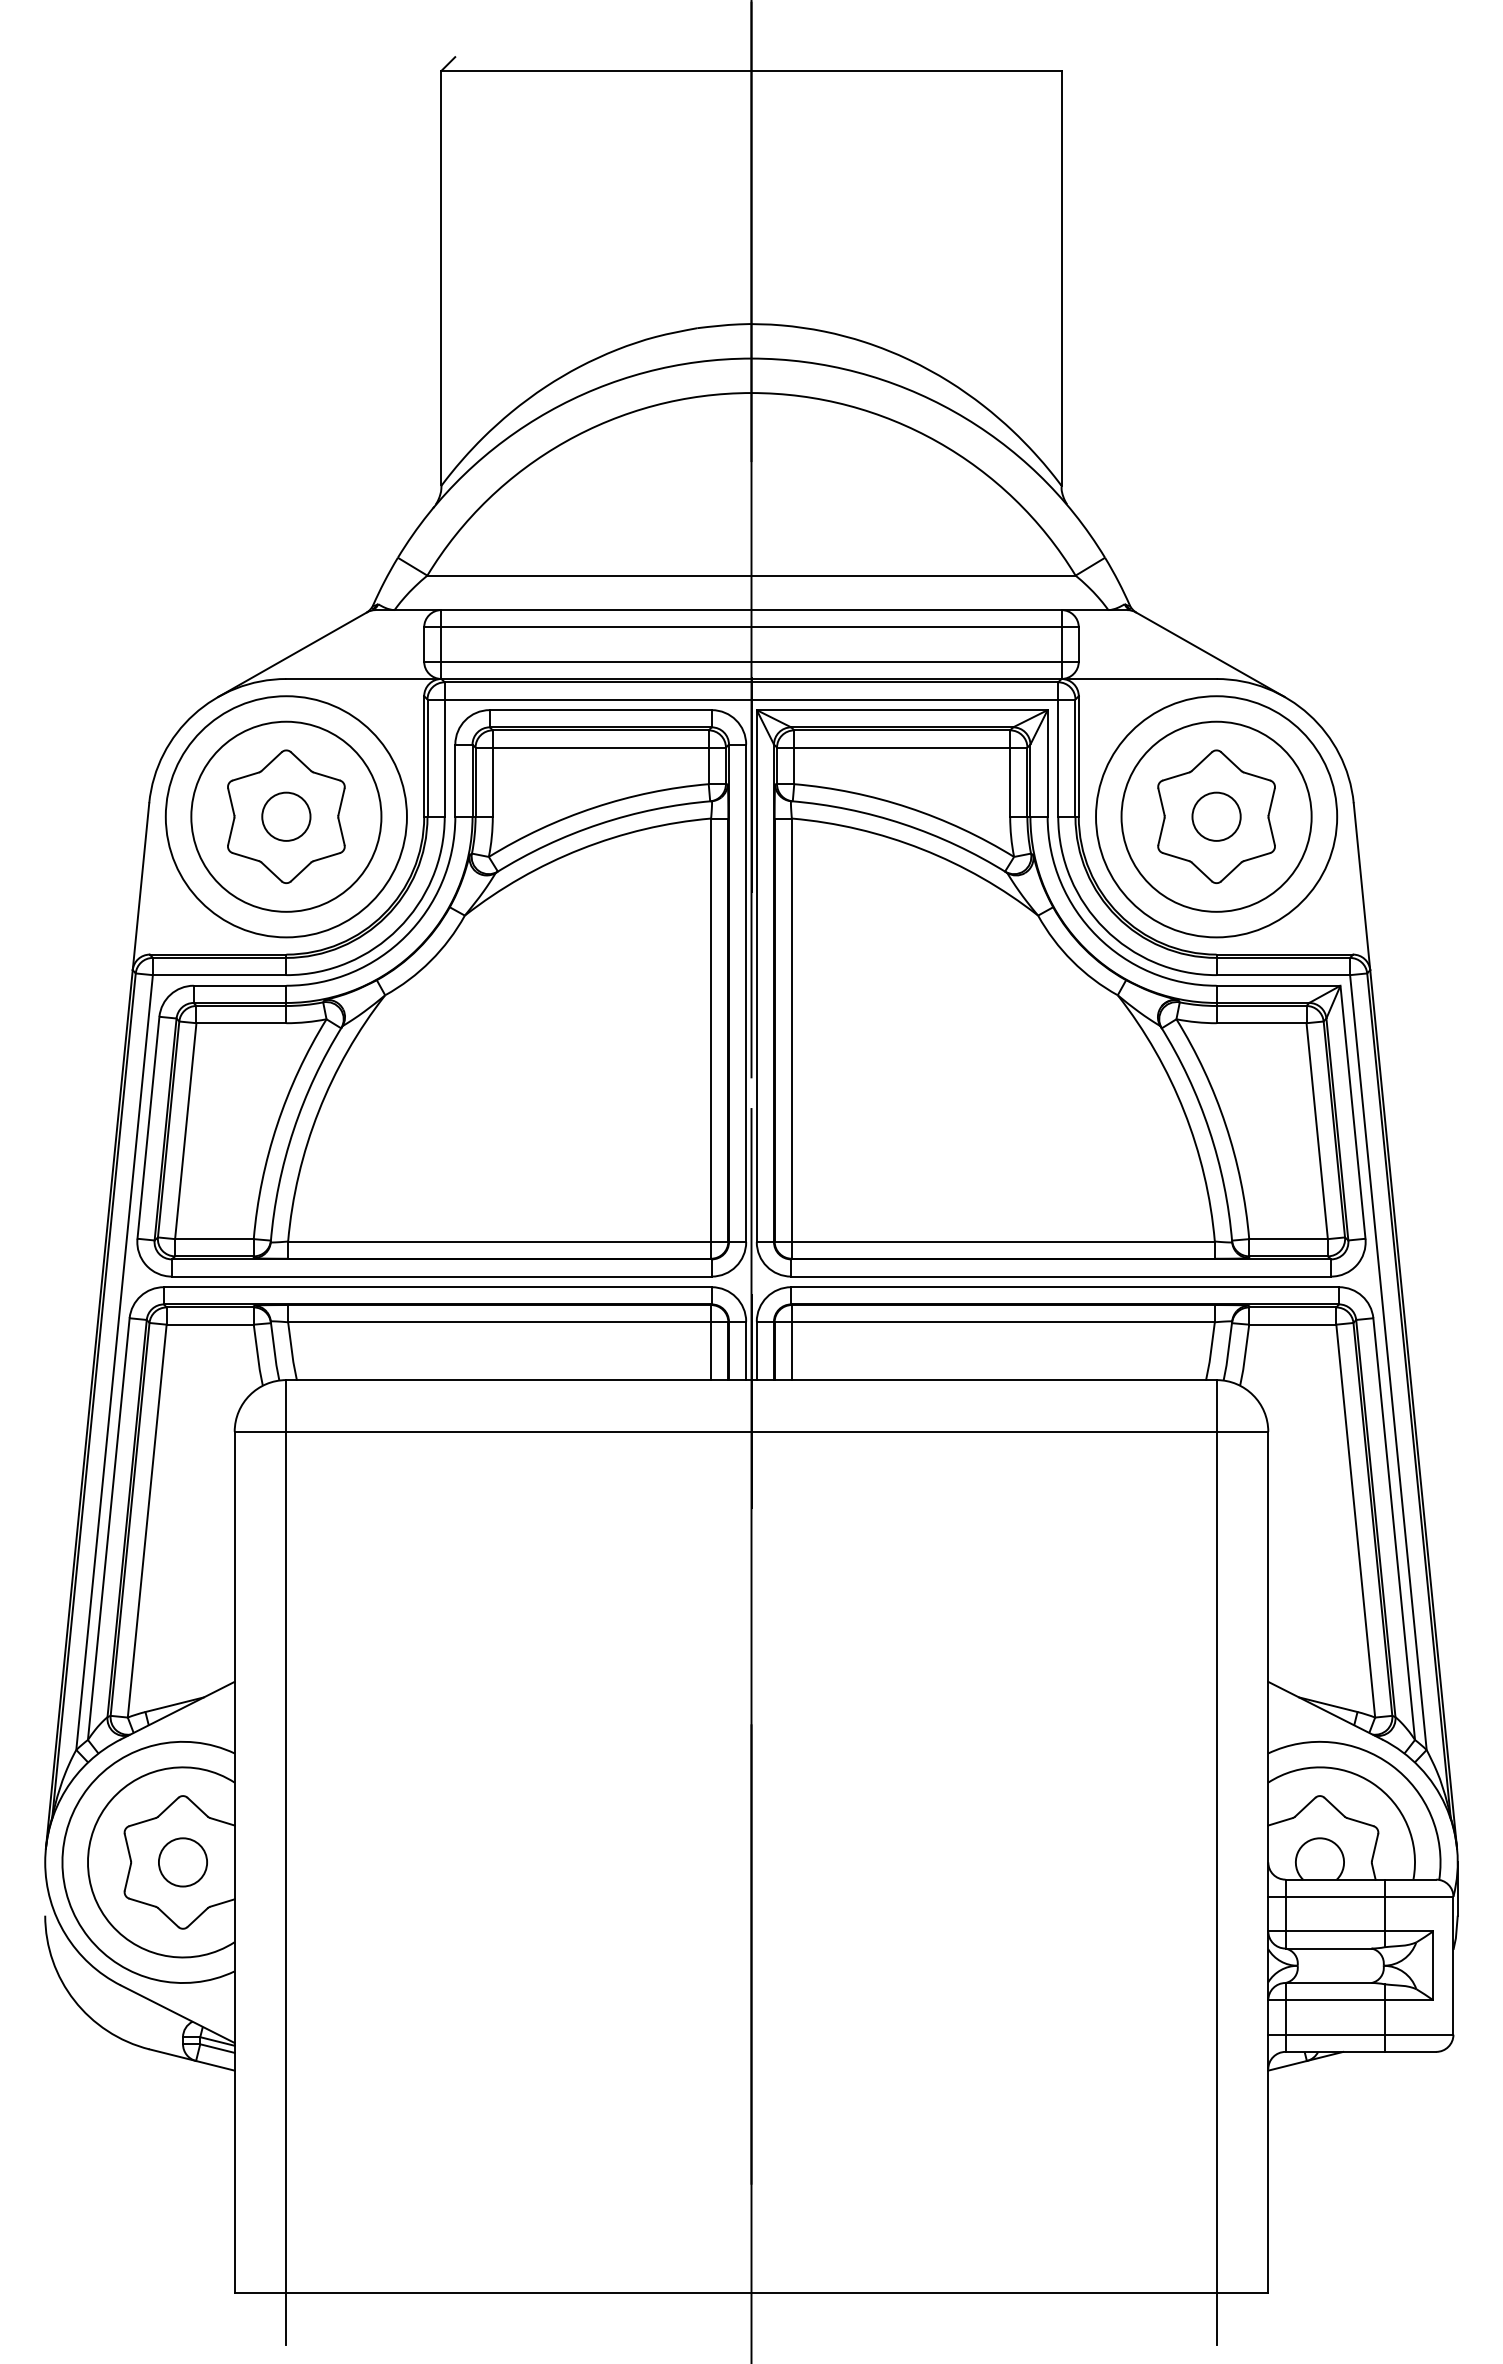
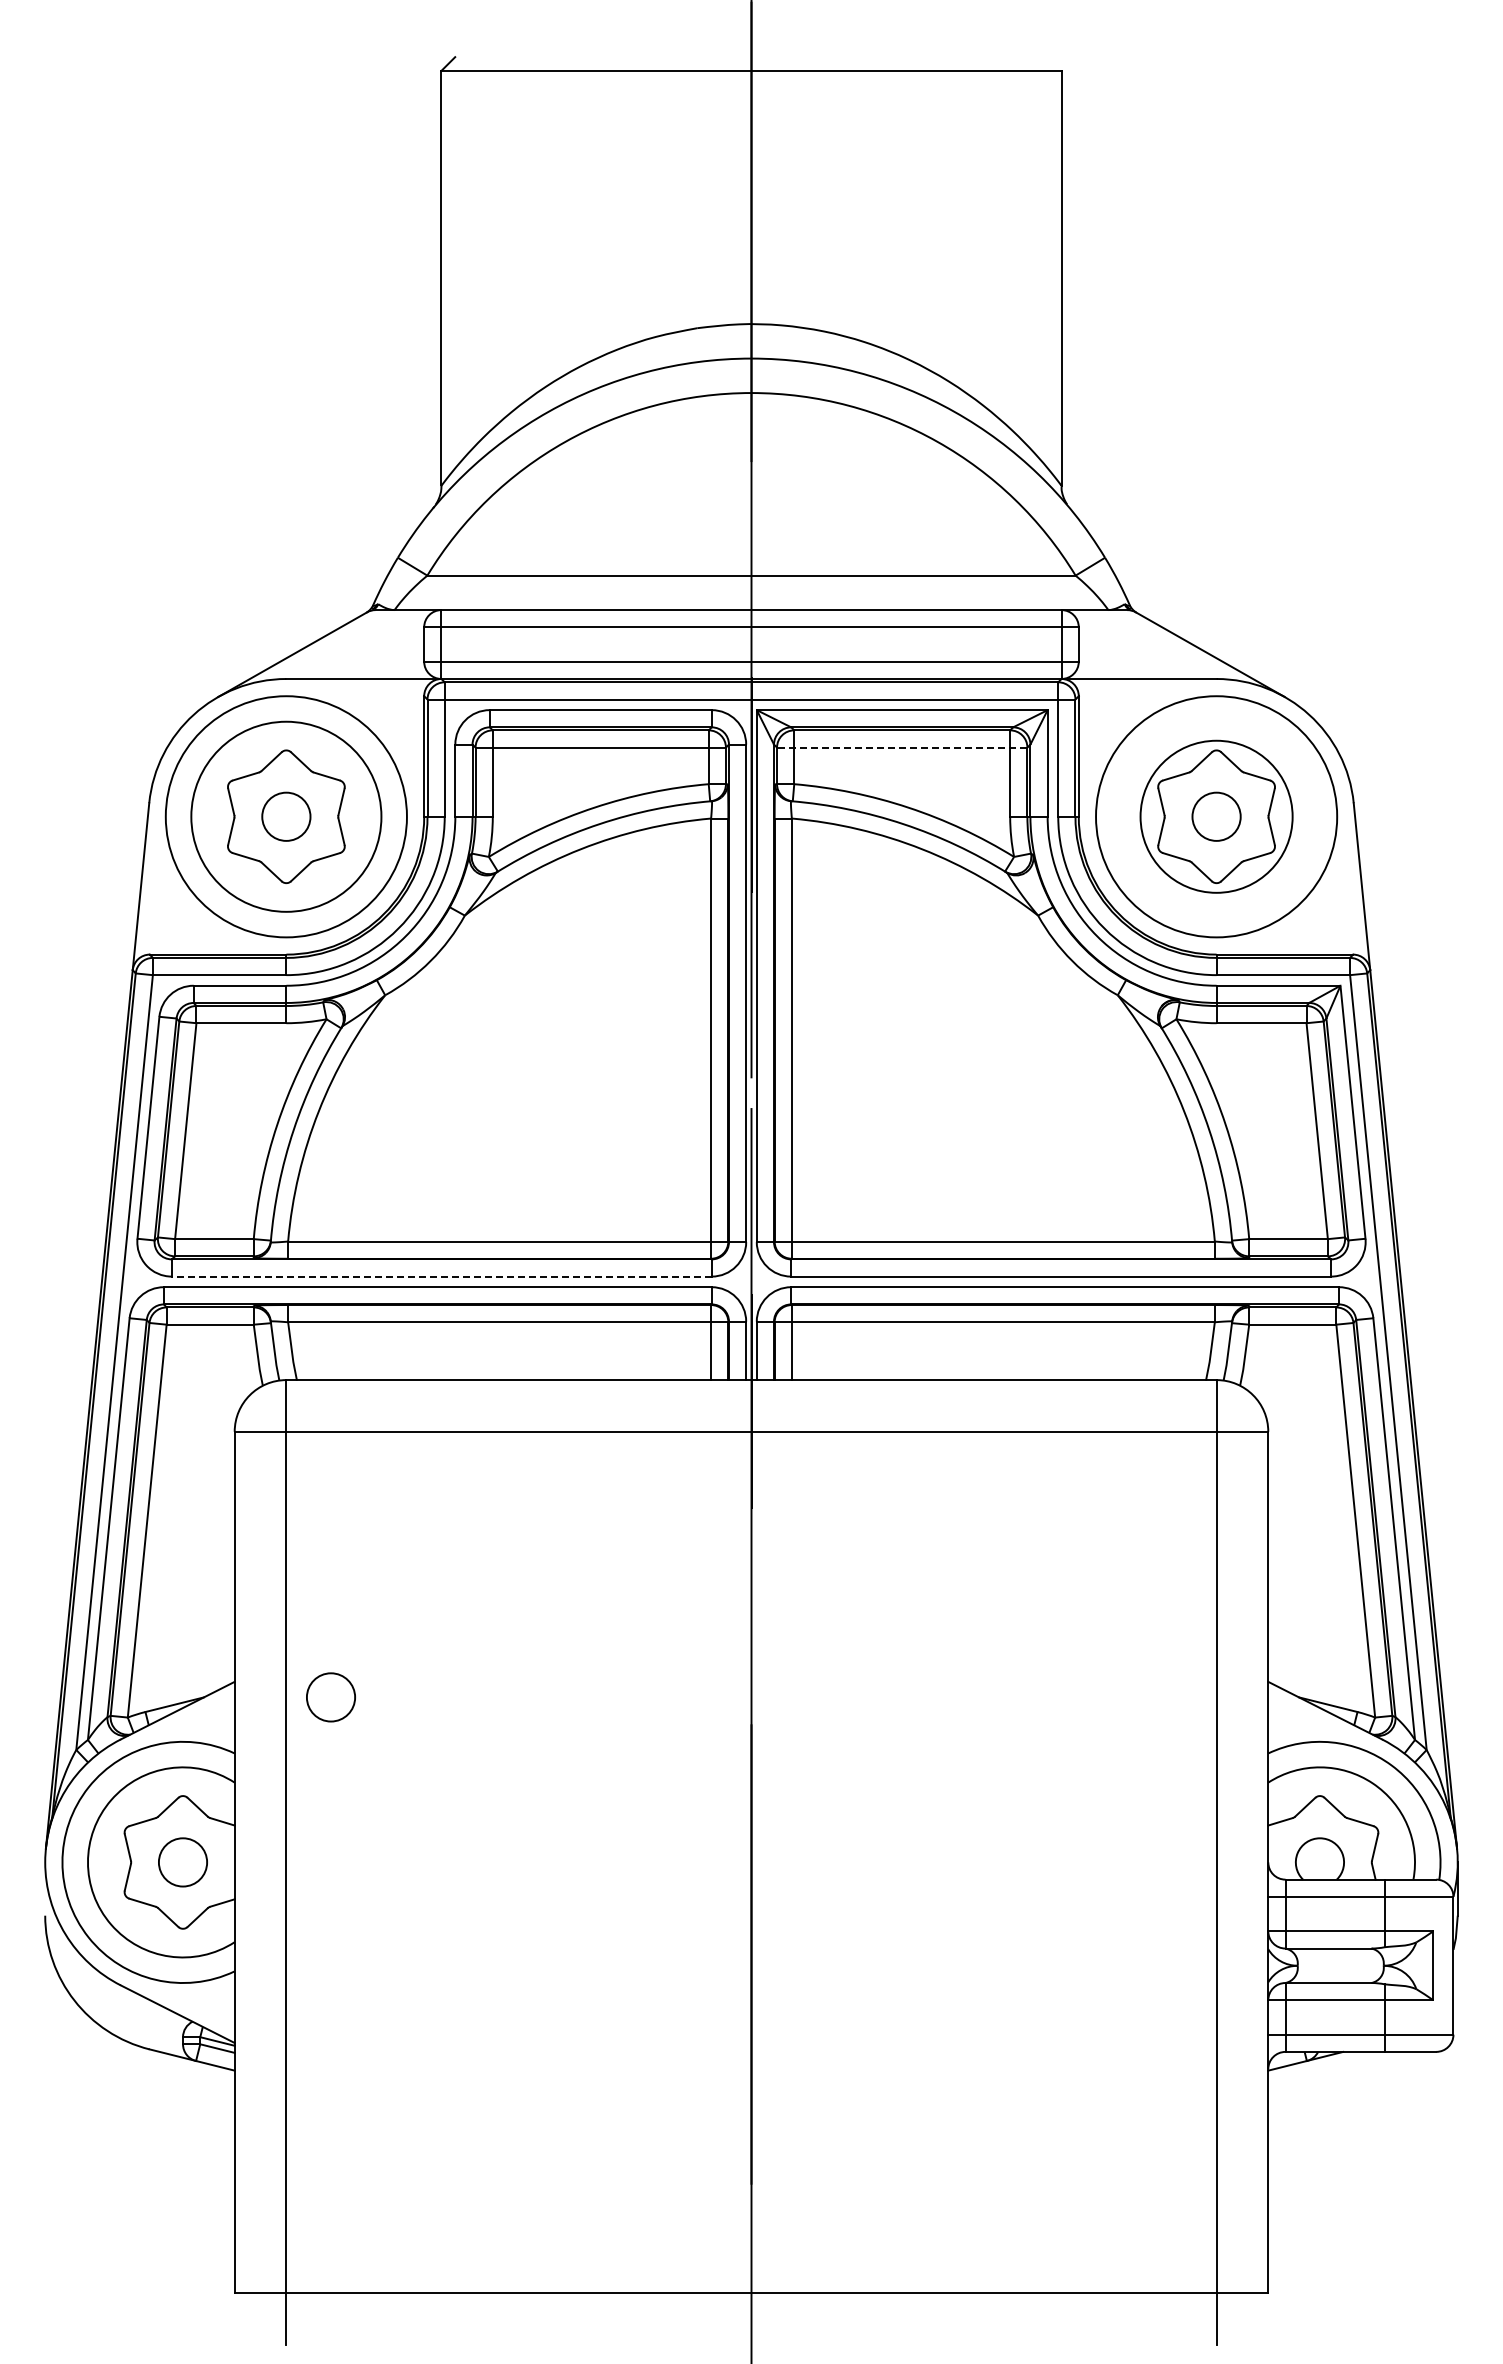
line: solid -> dashed (901, 747)
circle diameter: 190 px -> 152 px (1216, 816)
line: solid -> dashed (441, 1276)
circle: none -> present (330, 1697)
